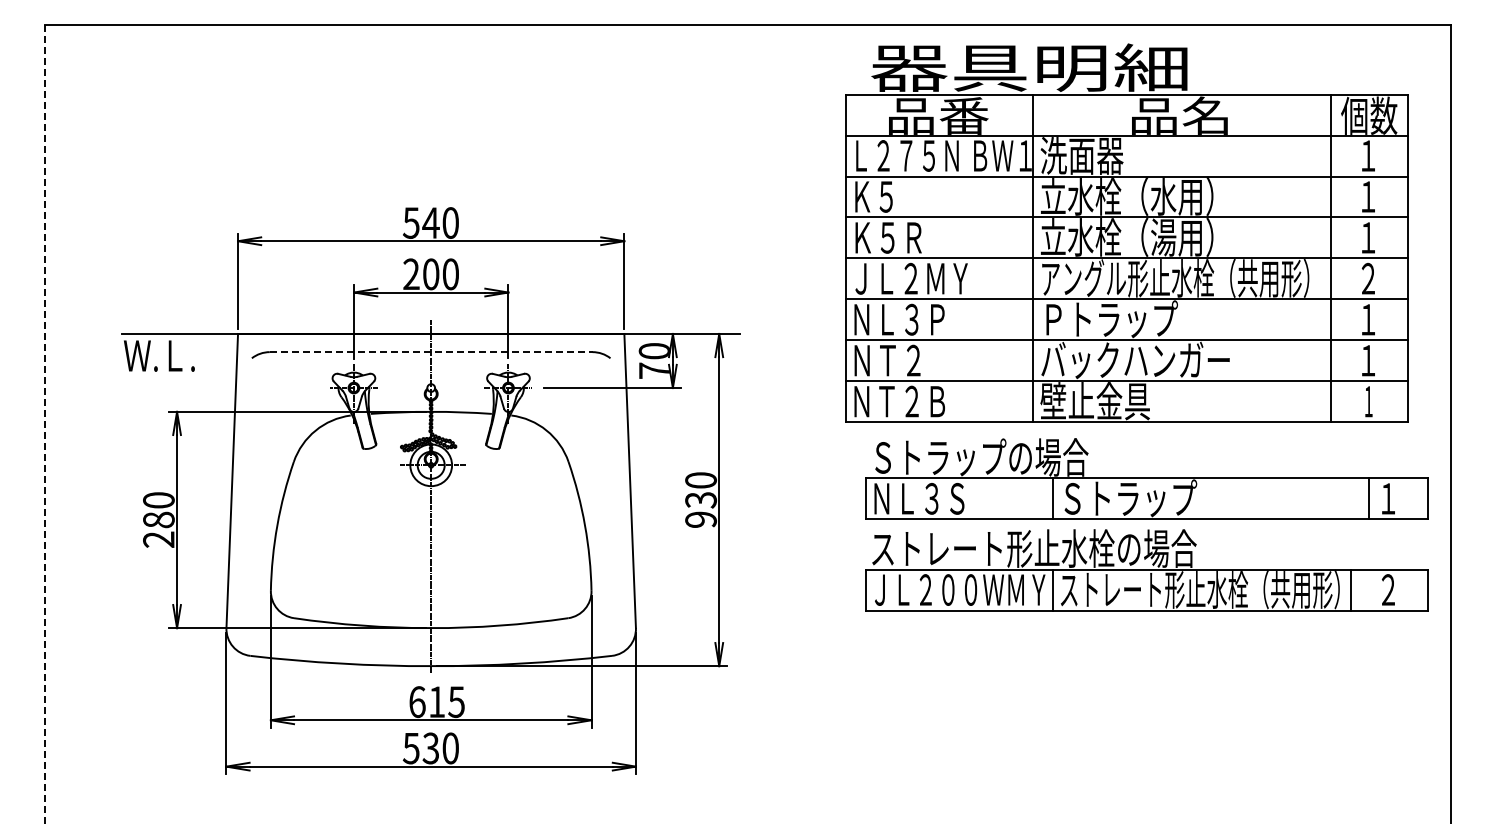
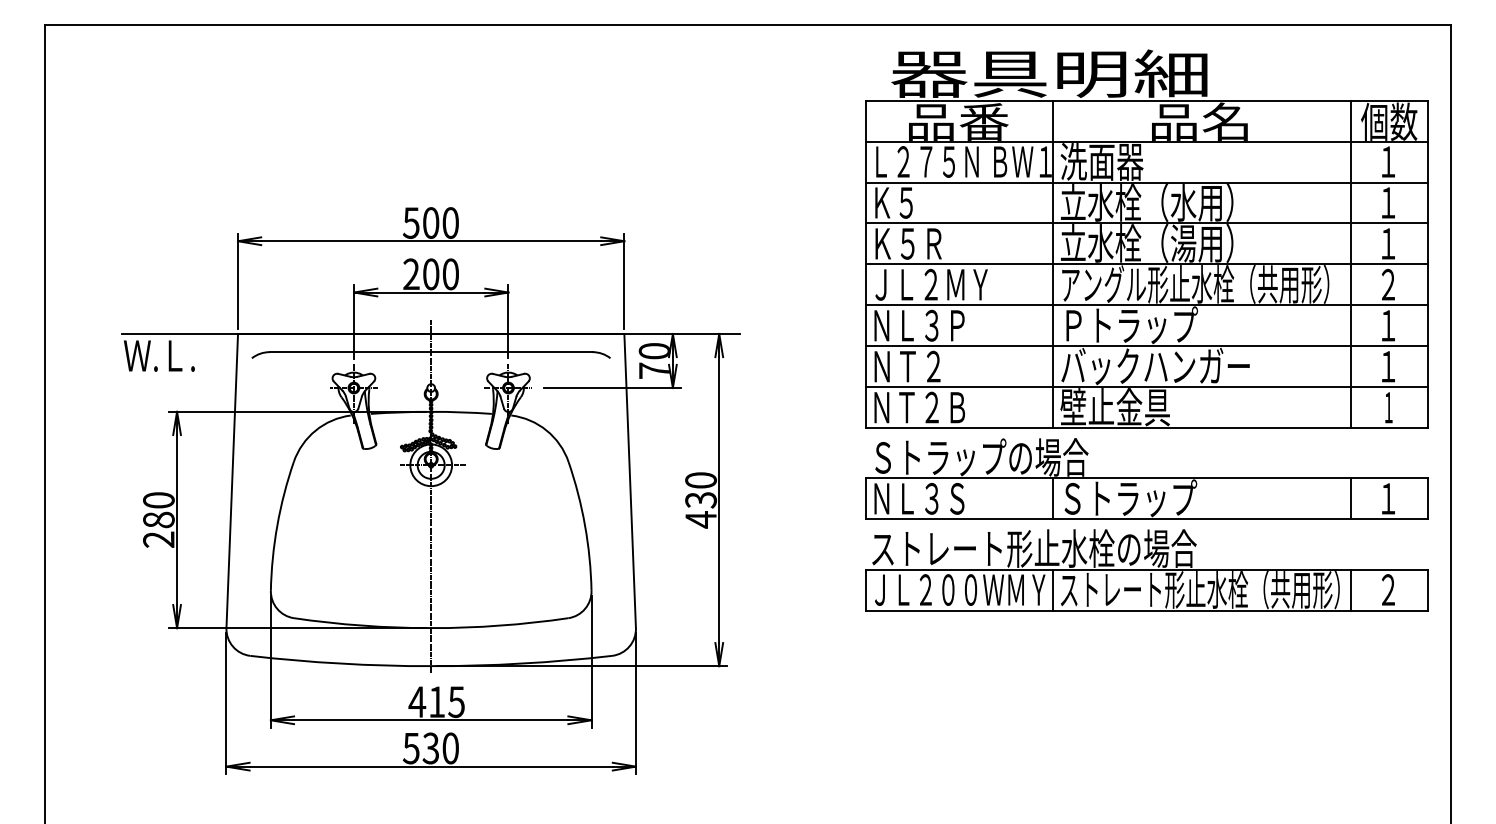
text: 540 -> 500 (430, 222)
part position: (1126, 232) -> (1146, 238) (1146, 238)
line: dashed -> solid (431, 352)
line: dashed -> solid (44, 423)
line position: (1368, 498) -> (1350, 498) (1350, 498)
text: 930 -> 430 (700, 519)
text: 615 -> 415 (417, 702)
